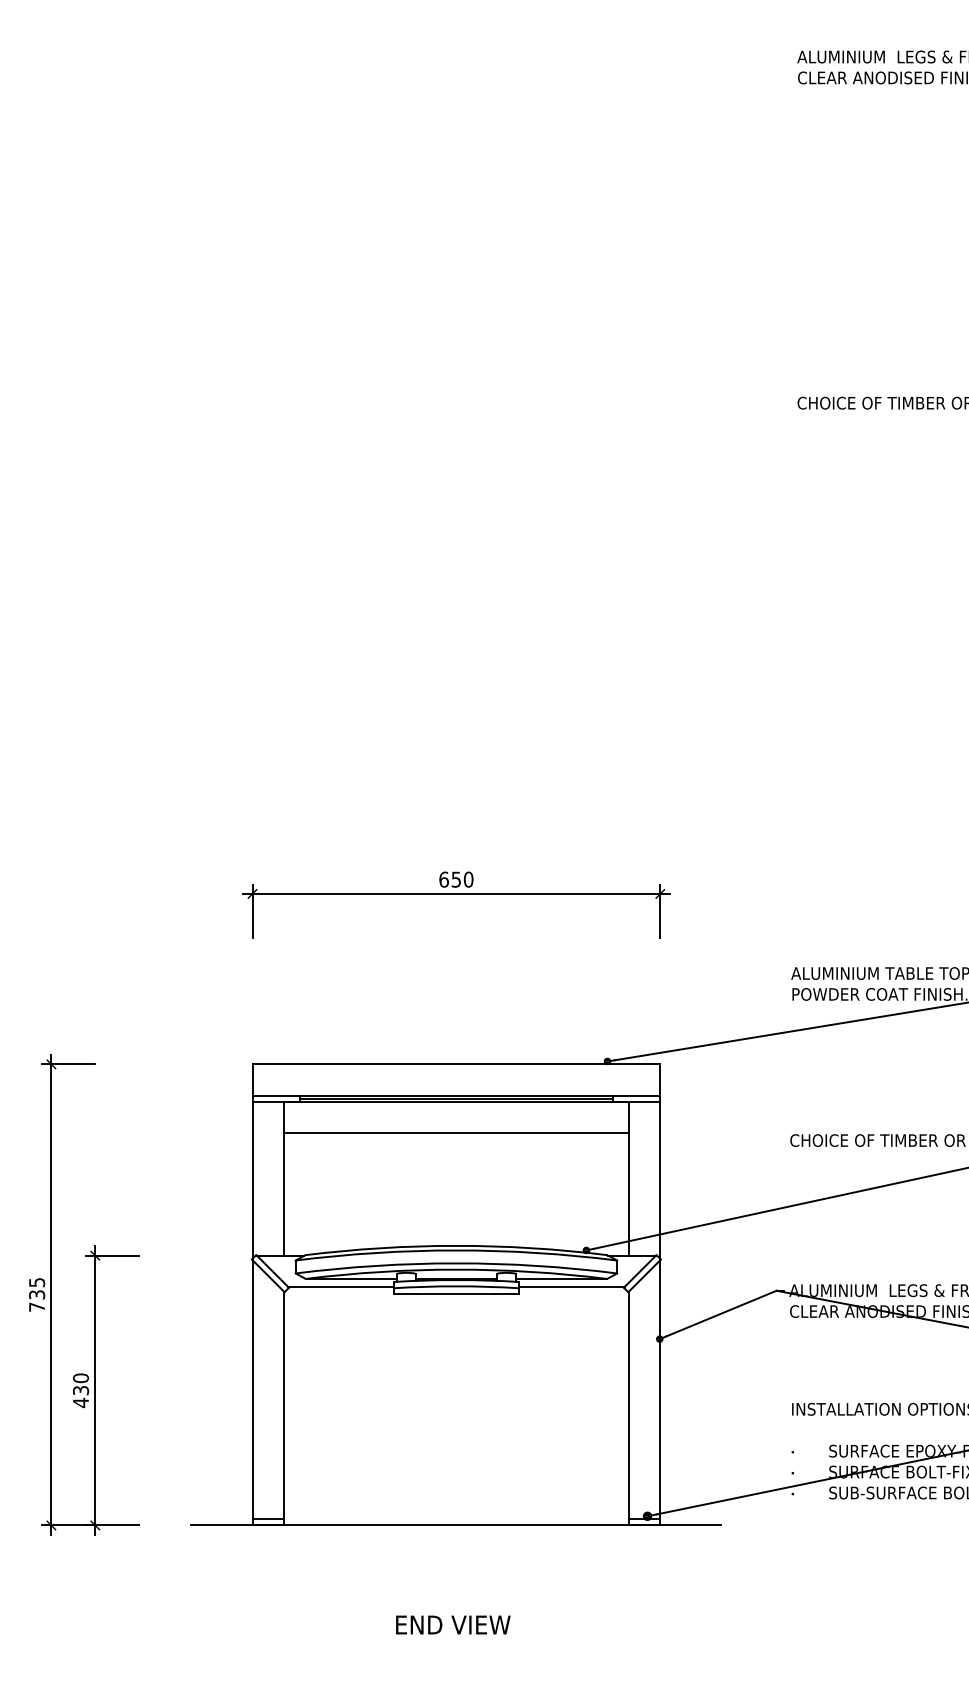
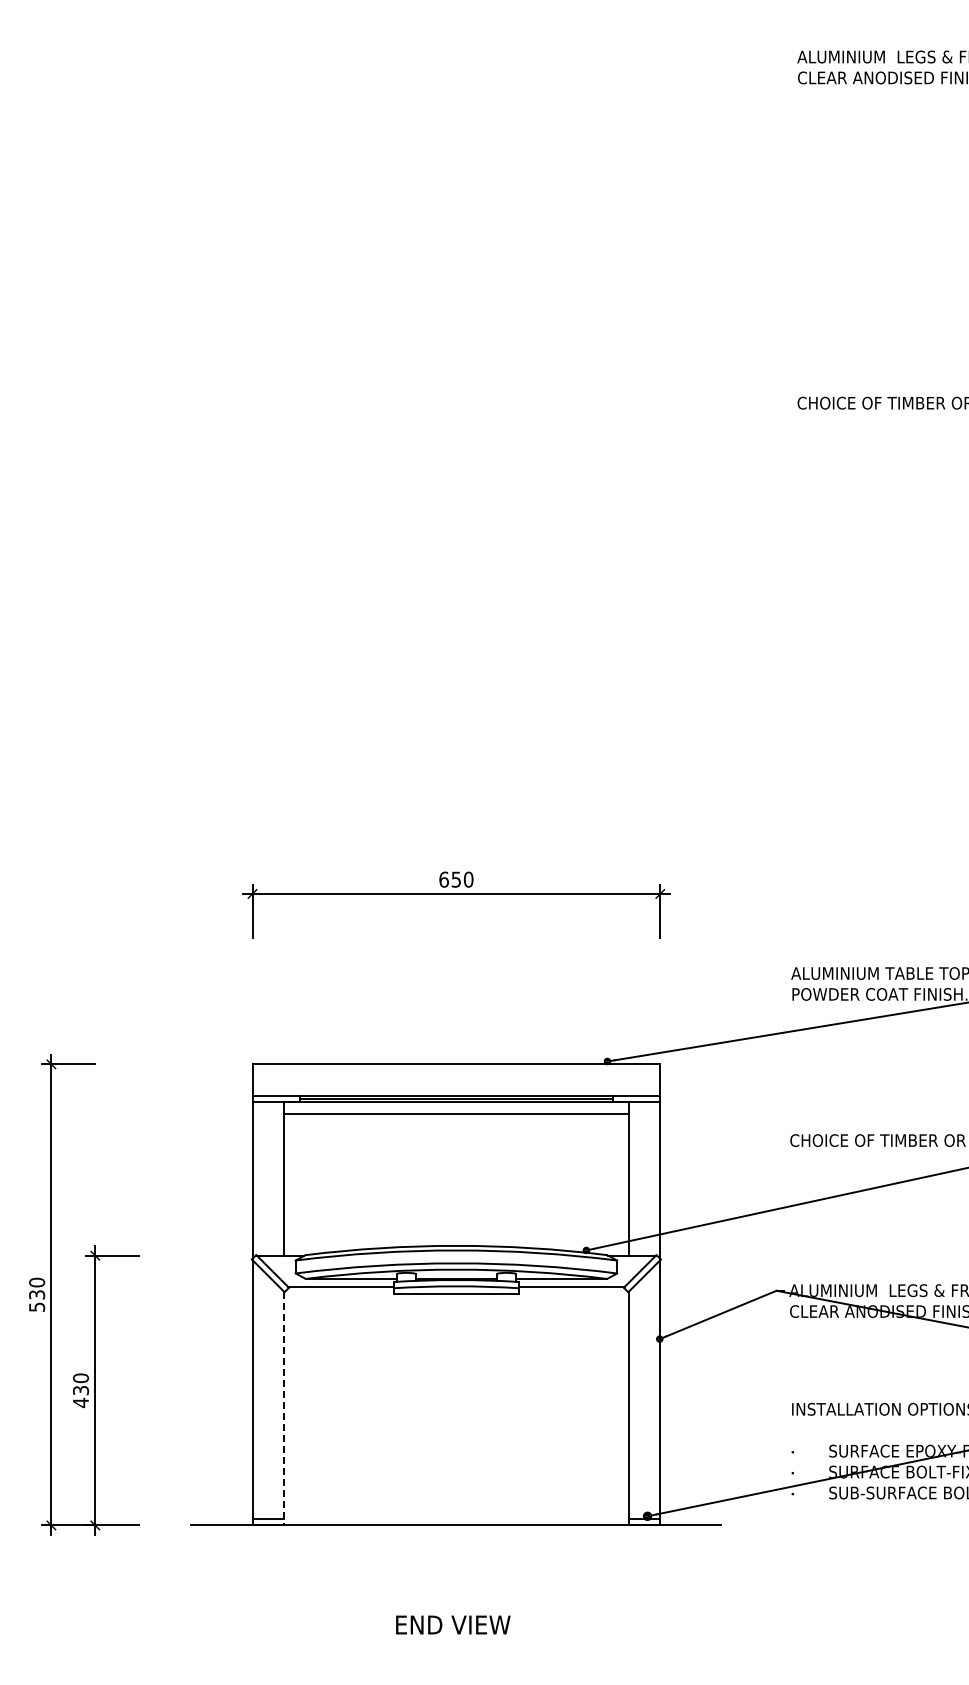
line position: (455, 1133) -> (455, 1114) (455, 1114)
text: 735 -> 530 (37, 1294)
line: solid -> dashed (283, 1408)
